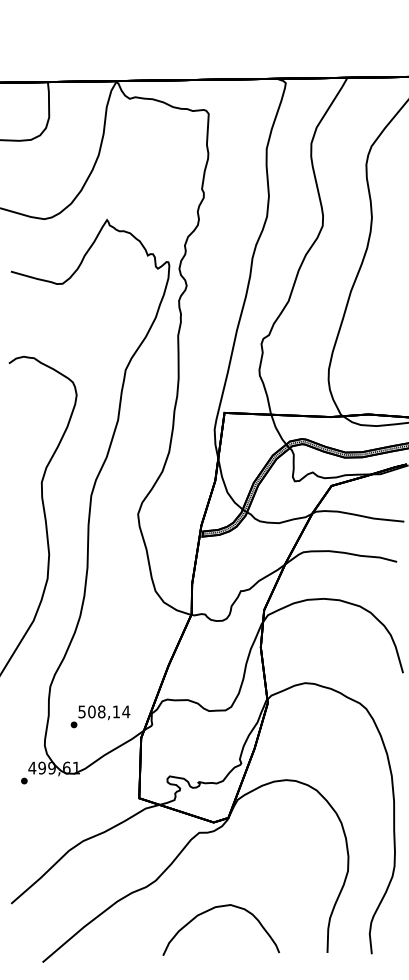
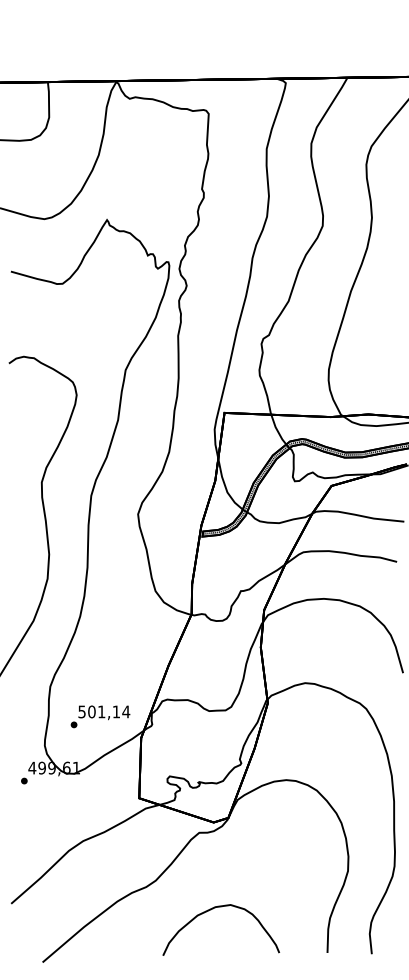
text: 508,14 -> 501,14 (101, 711)
